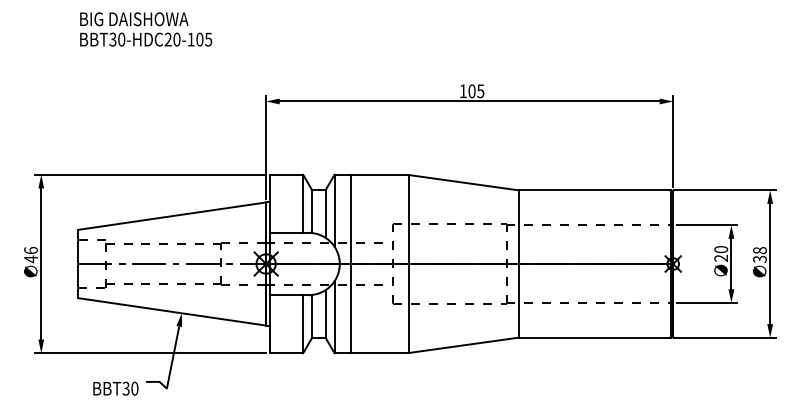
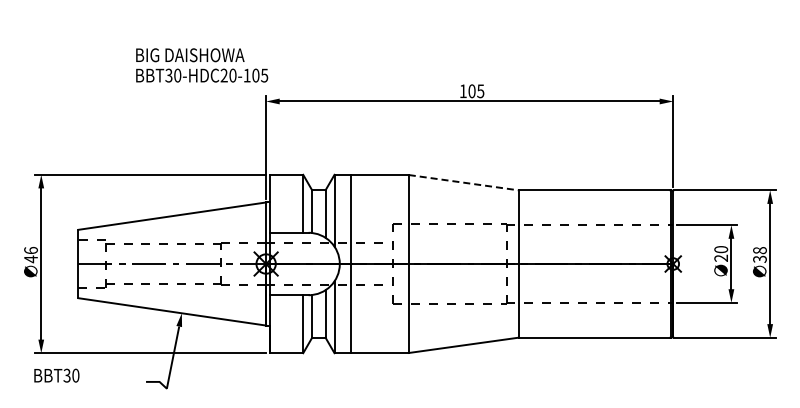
text position: (146, 29) -> (202, 65) (202, 65)
line: solid -> dashed (464, 182)
text position: (115, 388) -> (56, 375) (56, 375)
